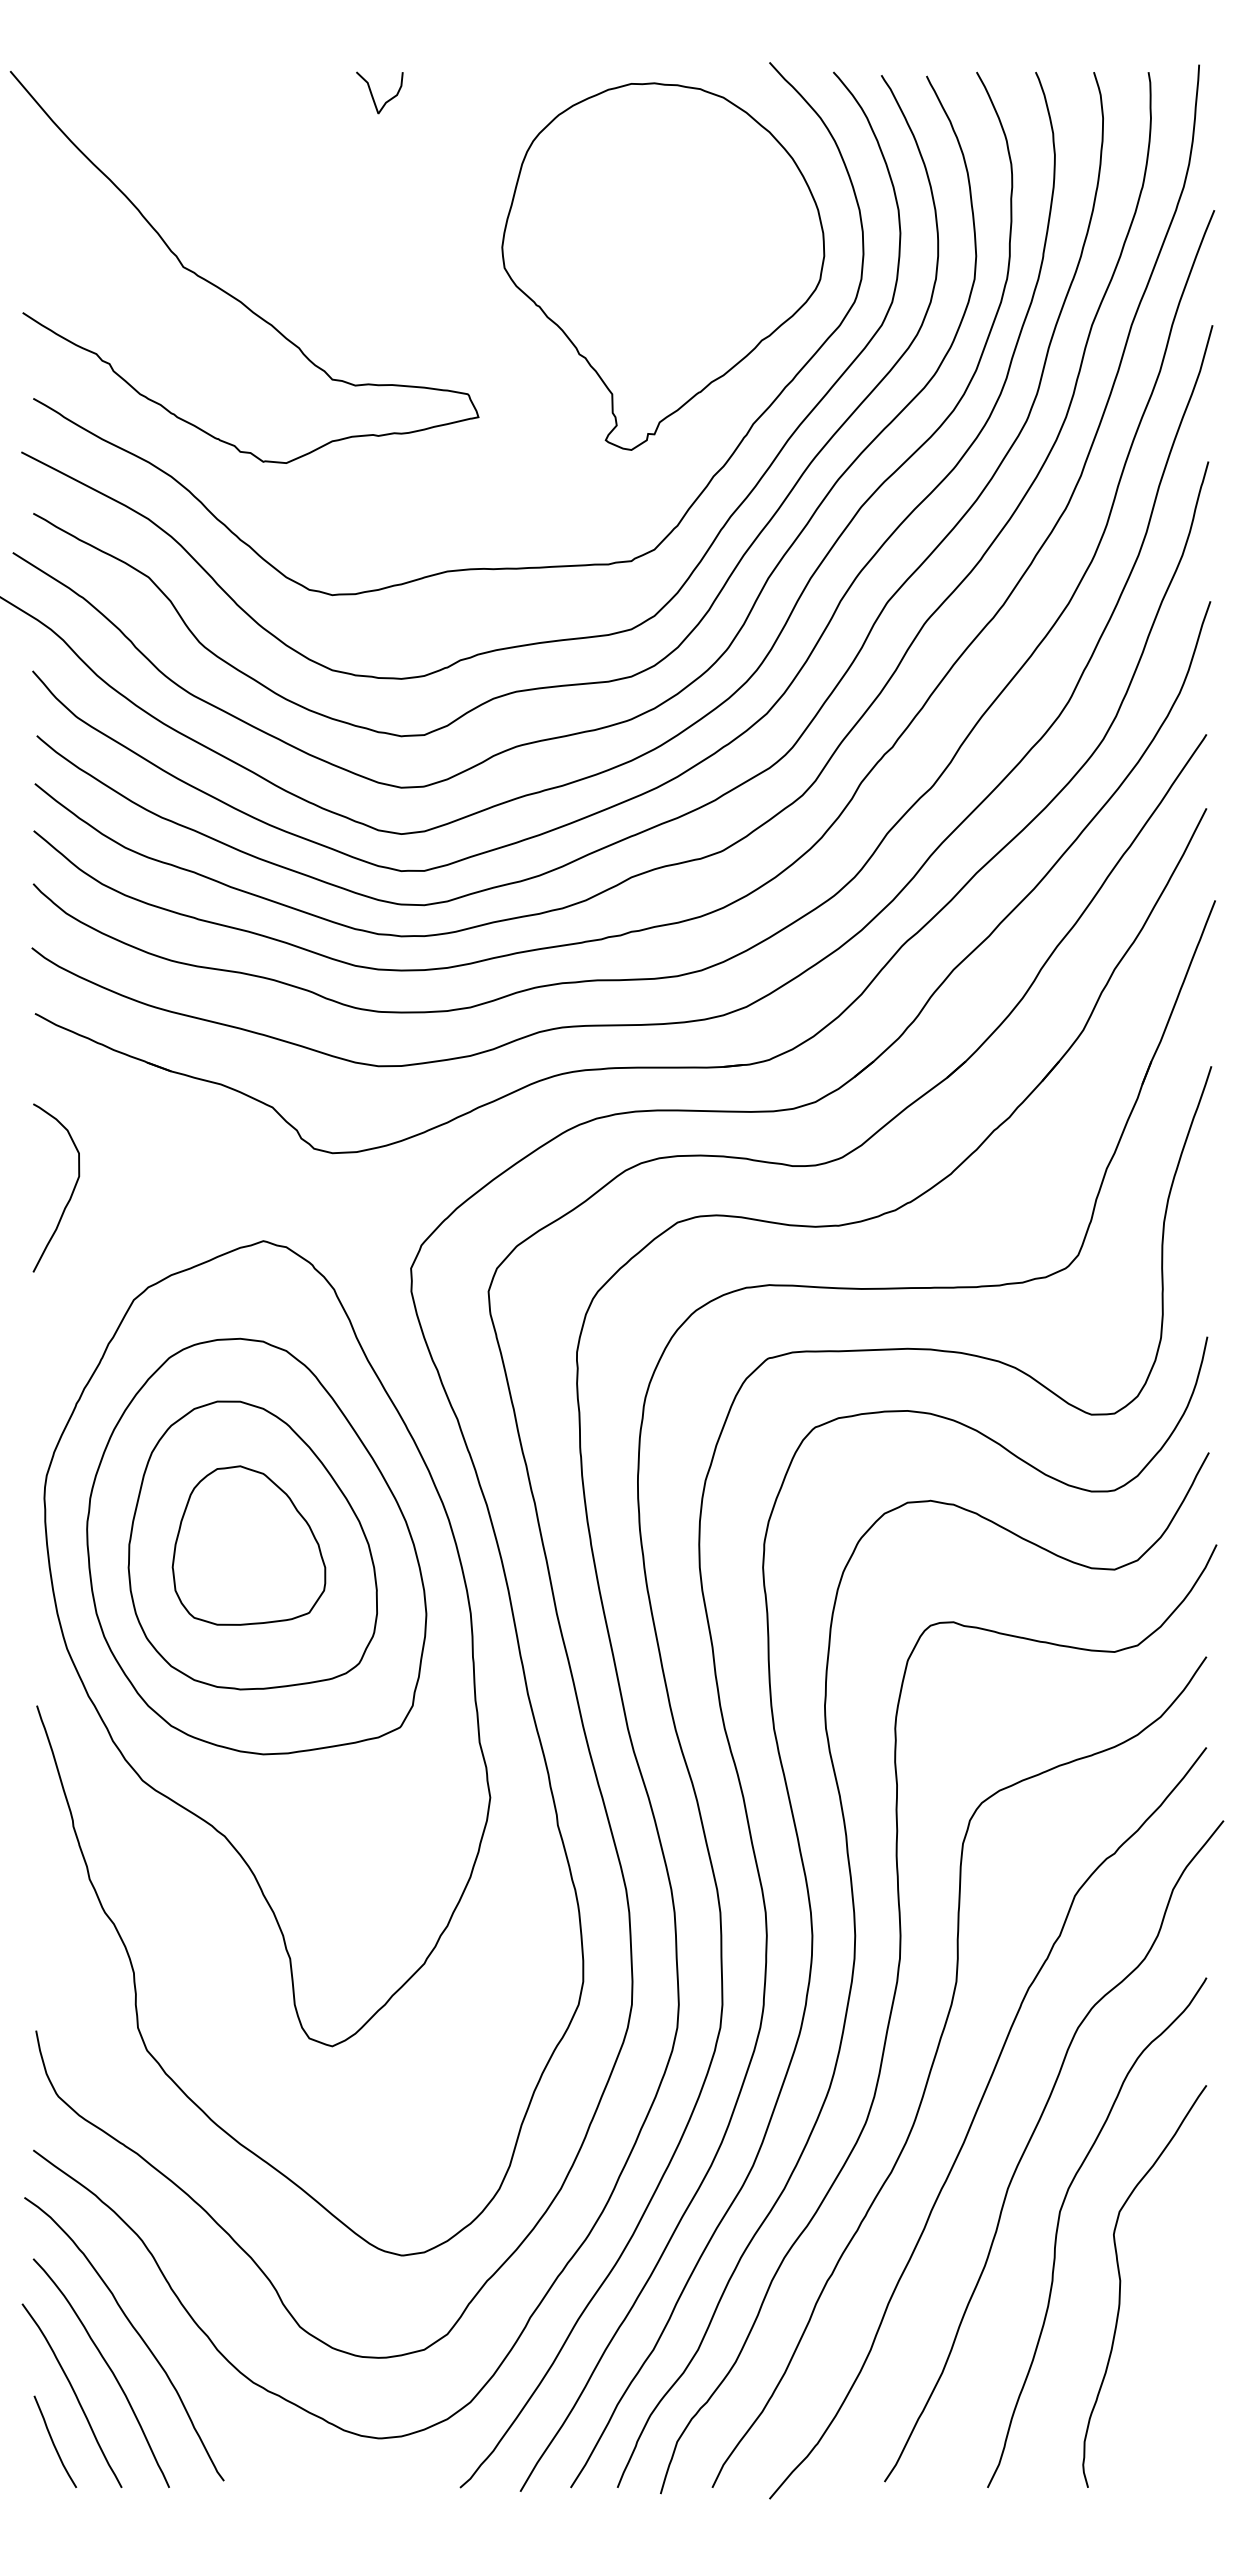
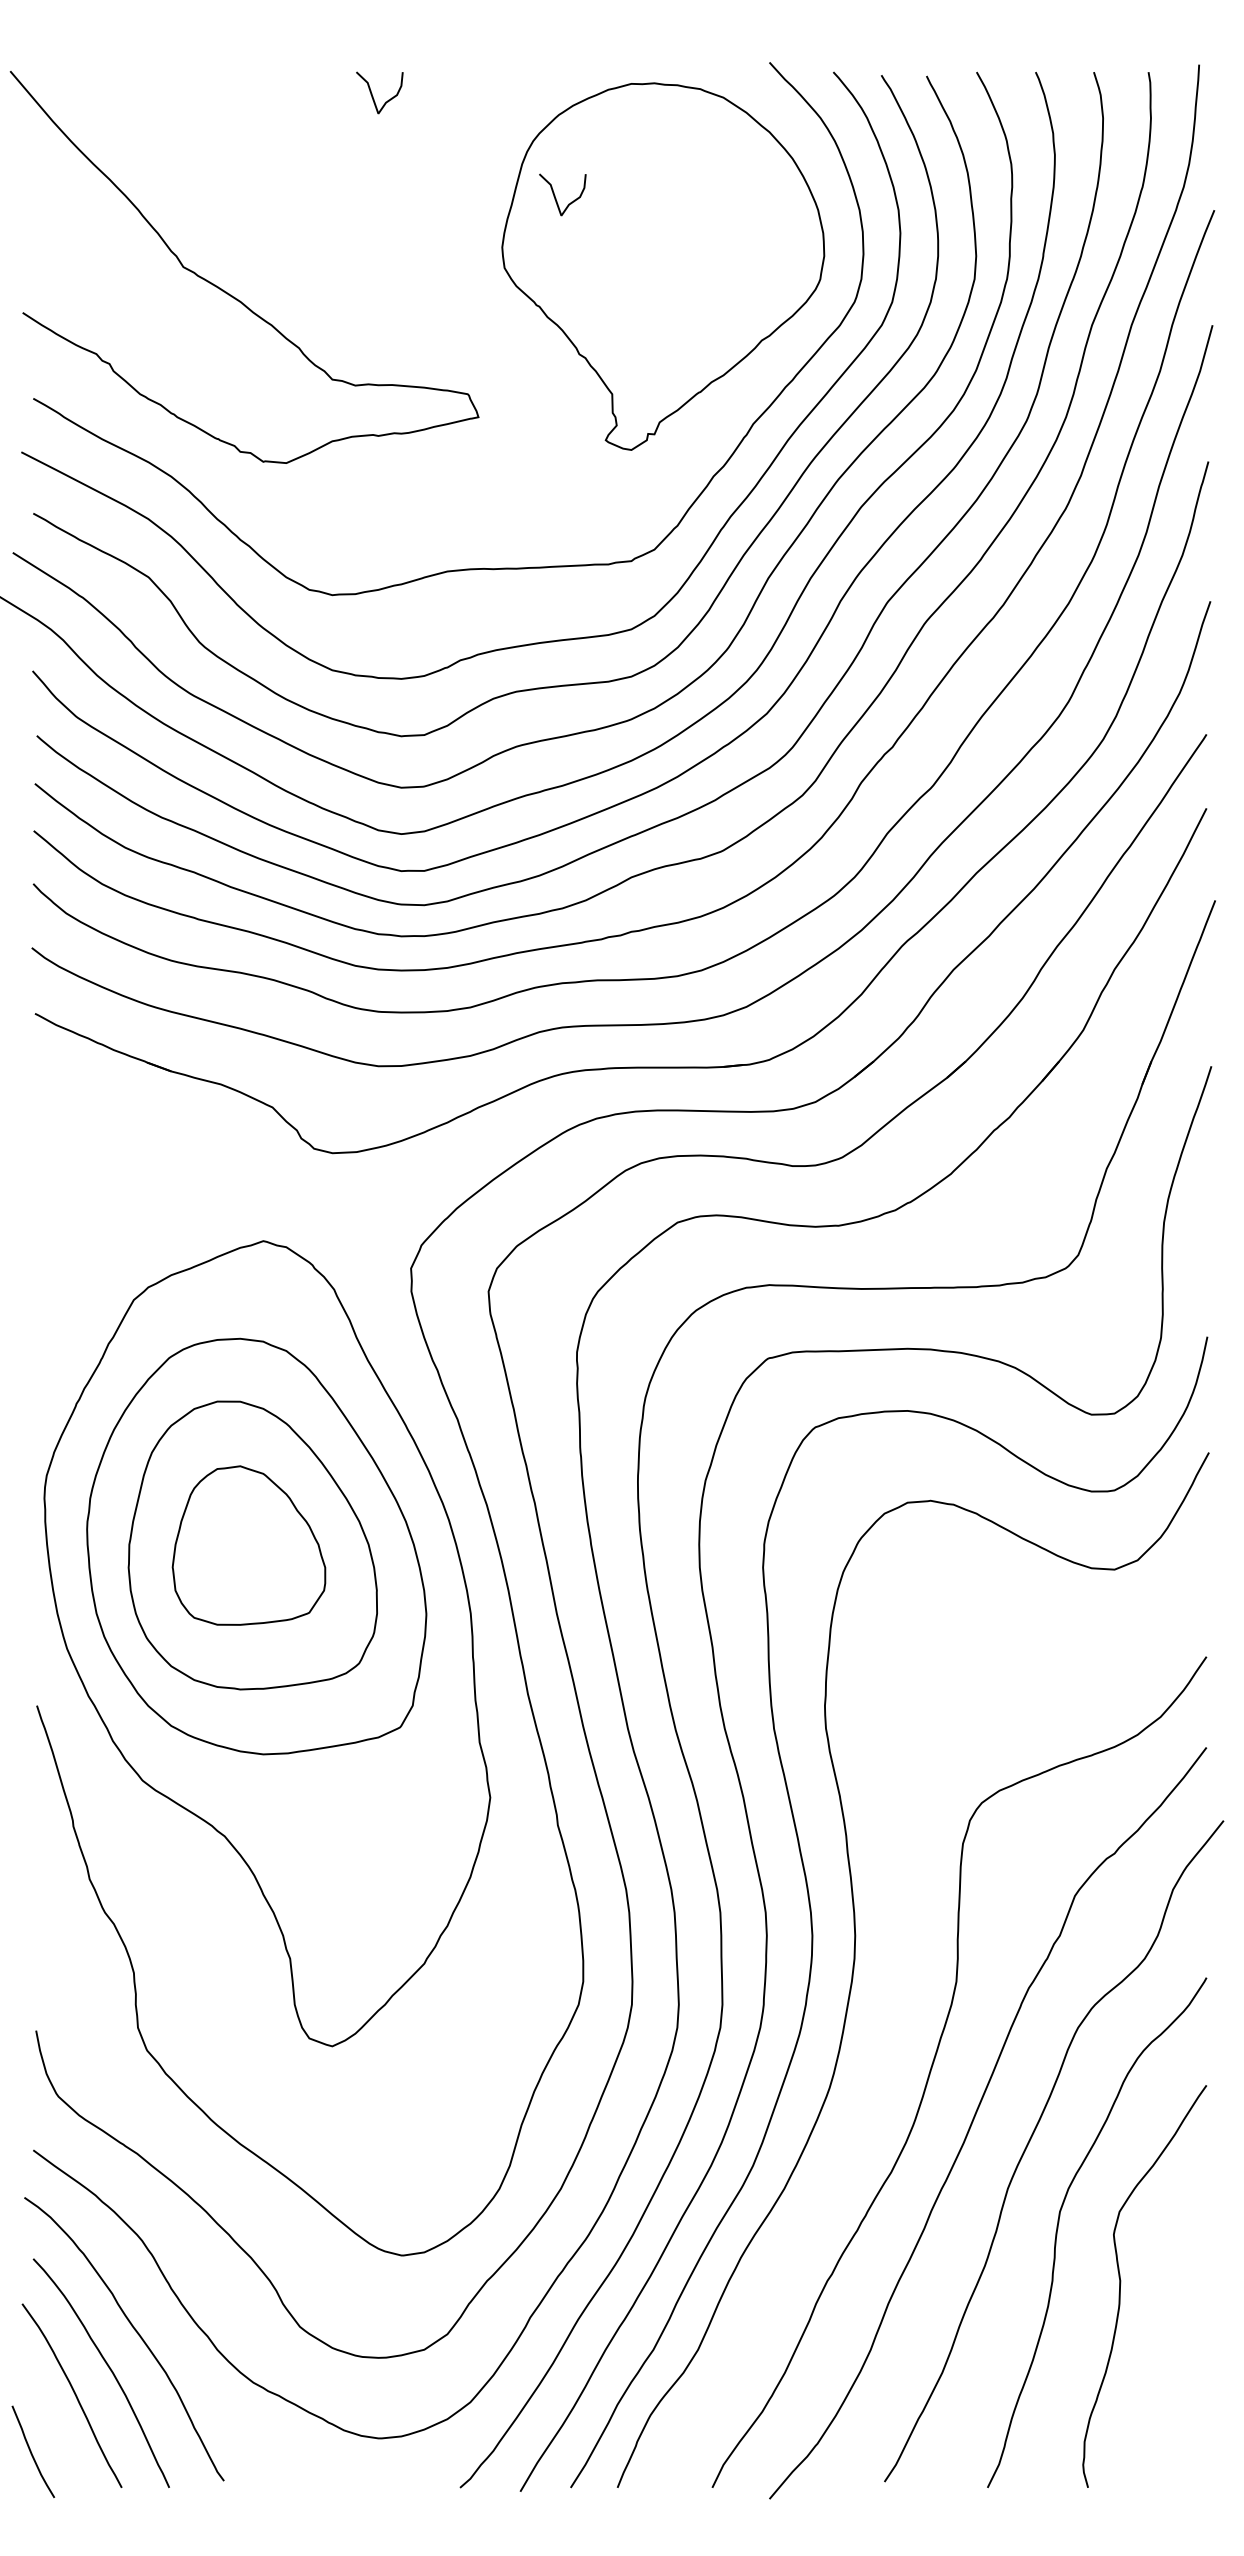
curve: none -> present (555, 195)
curve: present -> none (71, 1192)
curve: present -> none (892, 2011)
curve position: (53, 2441) -> (31, 2451) (31, 2451)
